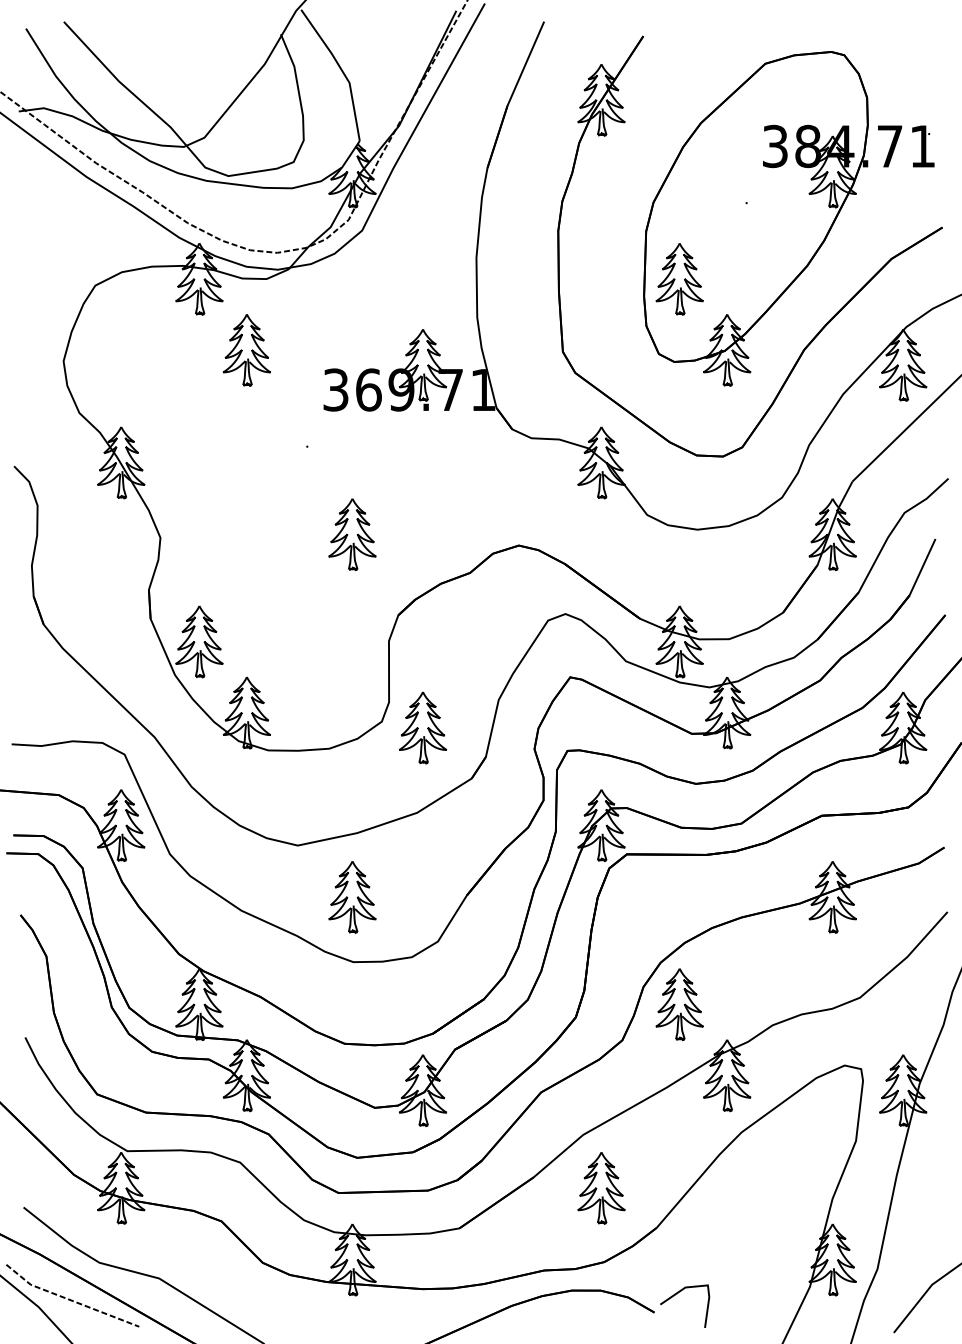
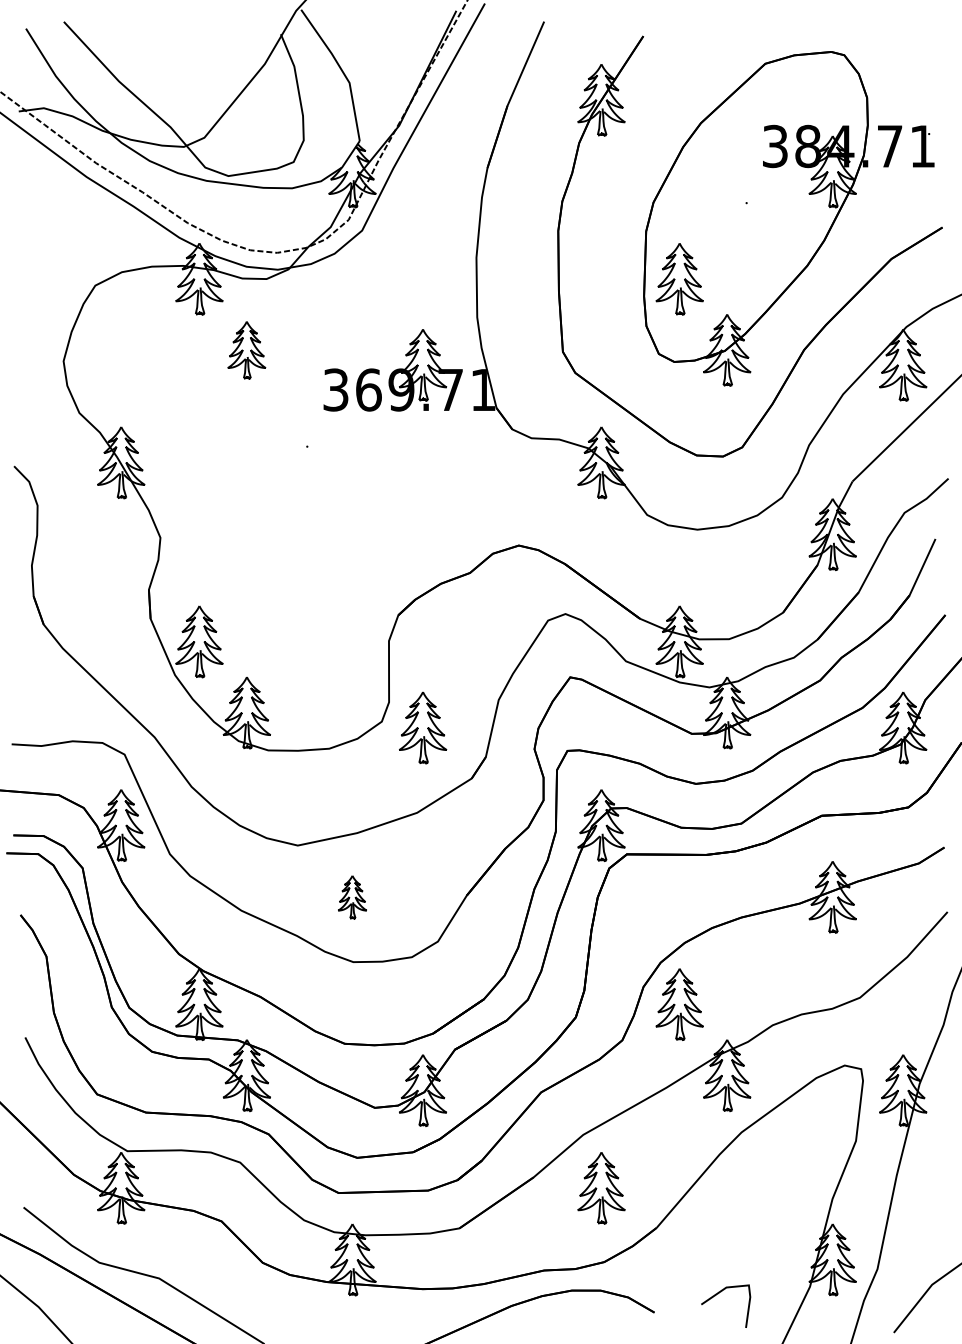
part size: 49x73 px -> 40x59 px (246, 350)
part: present -> none (352, 534)
part size: 49x73 px -> 29x45 px (352, 897)
line position: (677, 1294) -> (718, 1294) (718, 1294)
line: present -> none (72, 1299)
